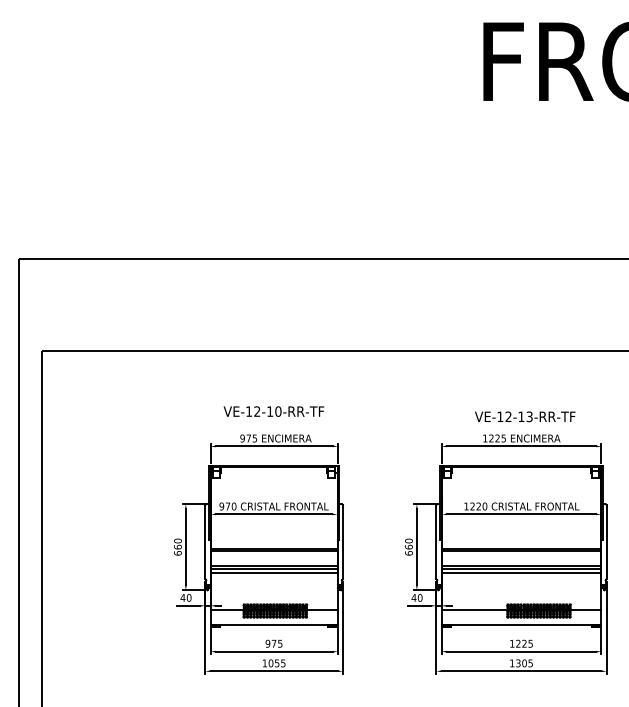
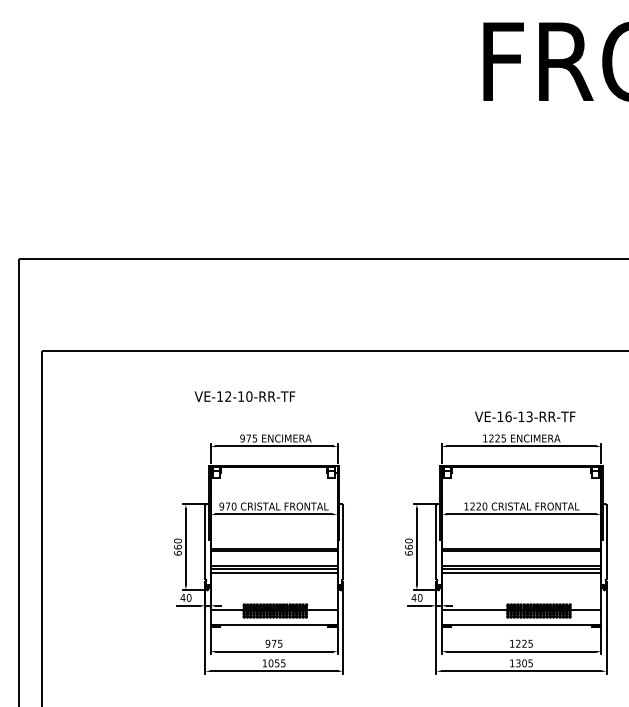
text position: (273, 411) -> (244, 396) (244, 396)
text: VE-12-13-RR-TF -> VE-16-13-RR-TF (508, 416)
